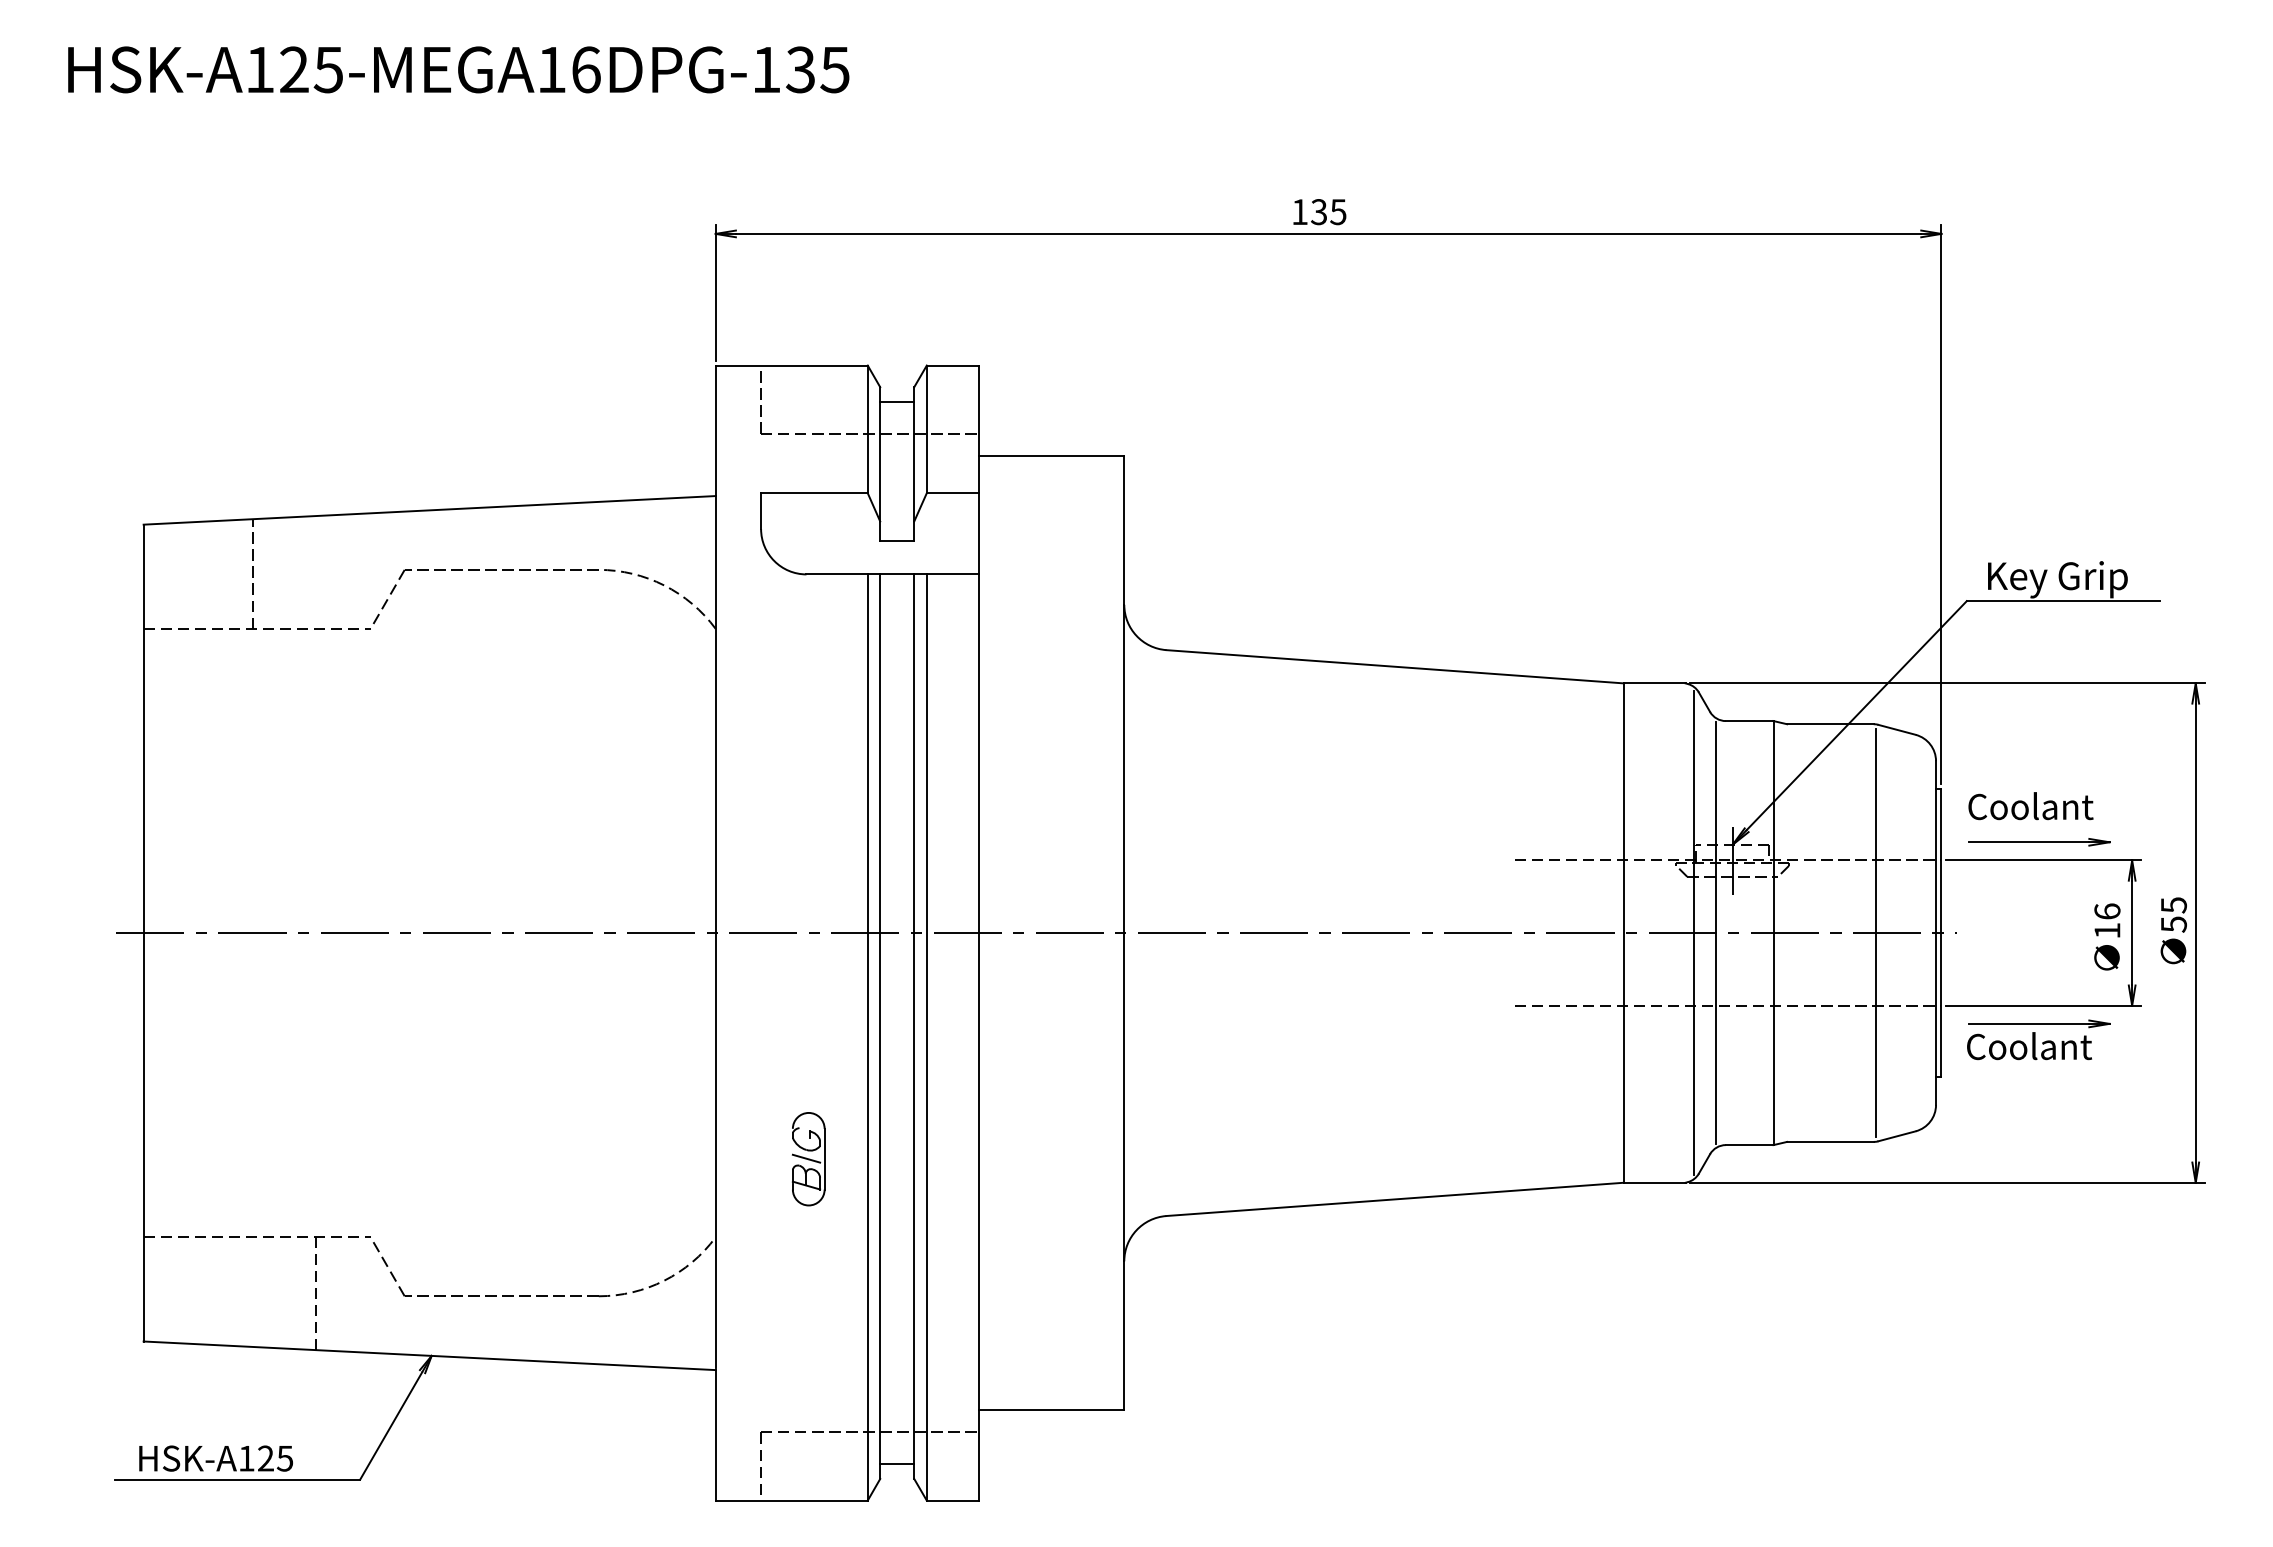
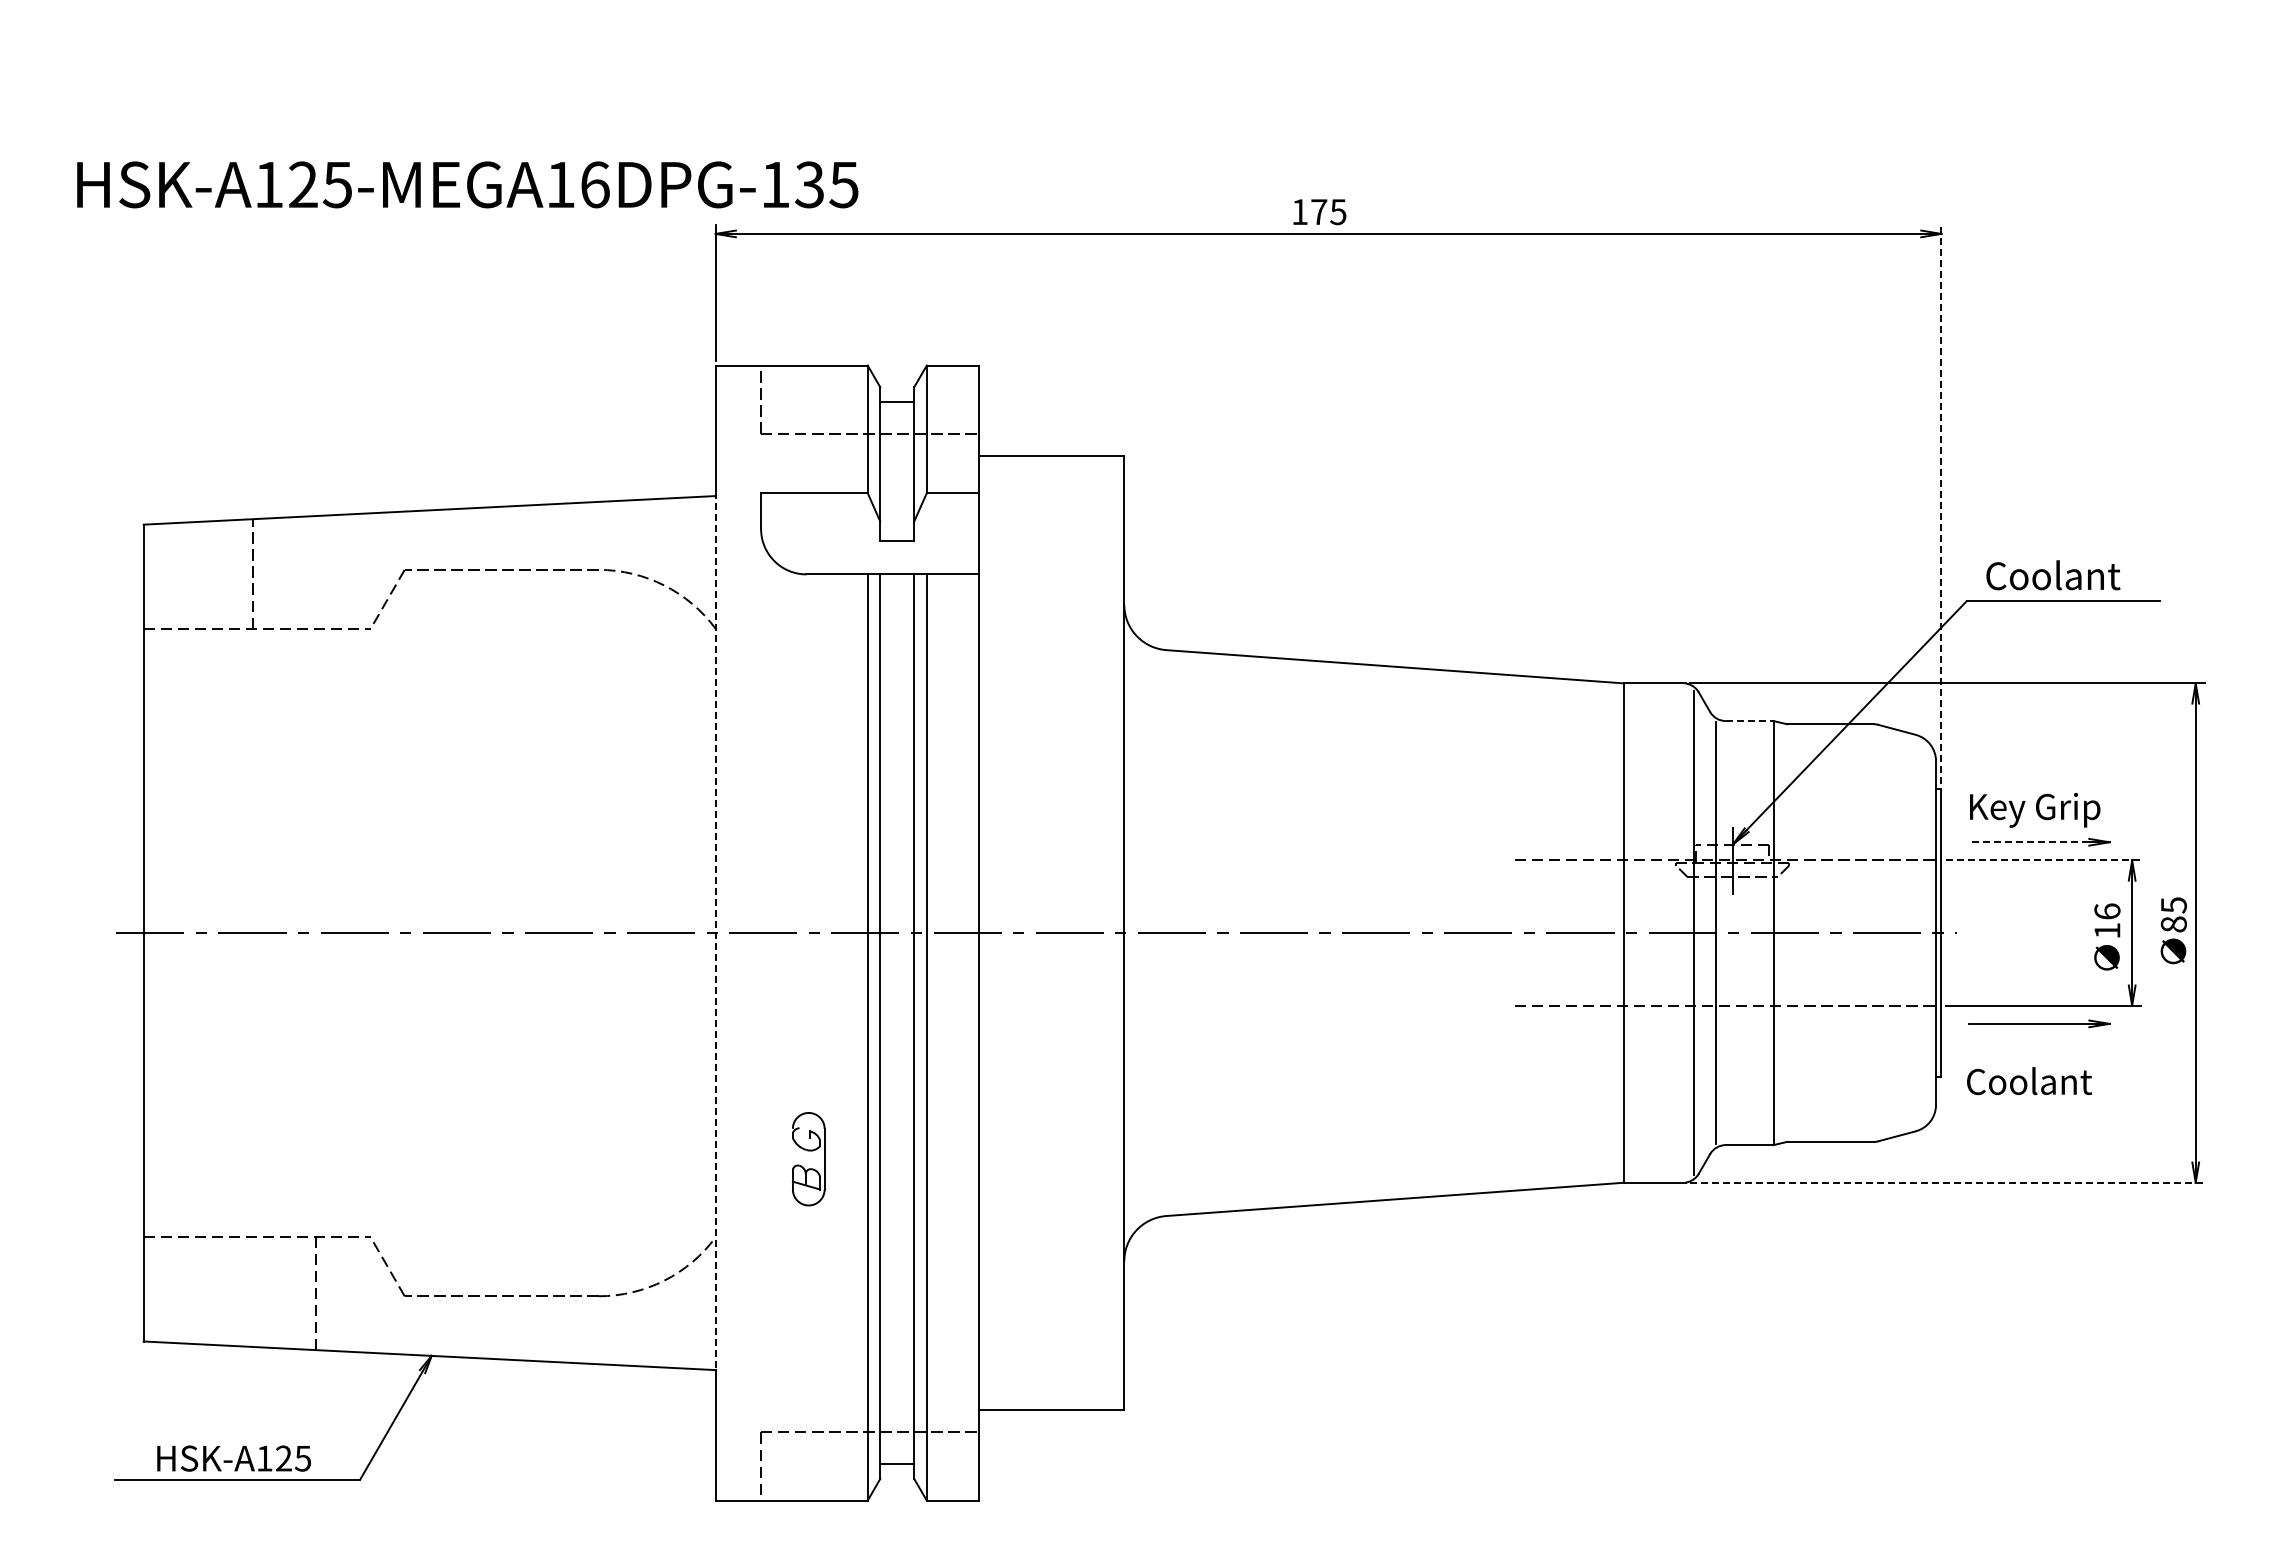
text position: (458, 69) -> (467, 184) (467, 184)
text: 135 -> 175 (1319, 212)
line: solid -> dashed (1941, 504)
text: Key Grip -> Coolant (2056, 579)
line: solid -> dashed (1749, 721)
text: Coolant -> Key Grip (2034, 809)
line: solid -> dashed (2028, 842)
line: solid -> dashed (2043, 860)
text: 55 -> 85 (2173, 924)
line: solid -> dashed (715, 931)
line: present -> none (1876, 932)
text position: (2029, 1046) -> (2029, 1081) (2029, 1081)
line: present -> none (806, 1158)
line: solid -> dashed (1947, 1182)
text position: (215, 1458) -> (233, 1458) (233, 1458)
